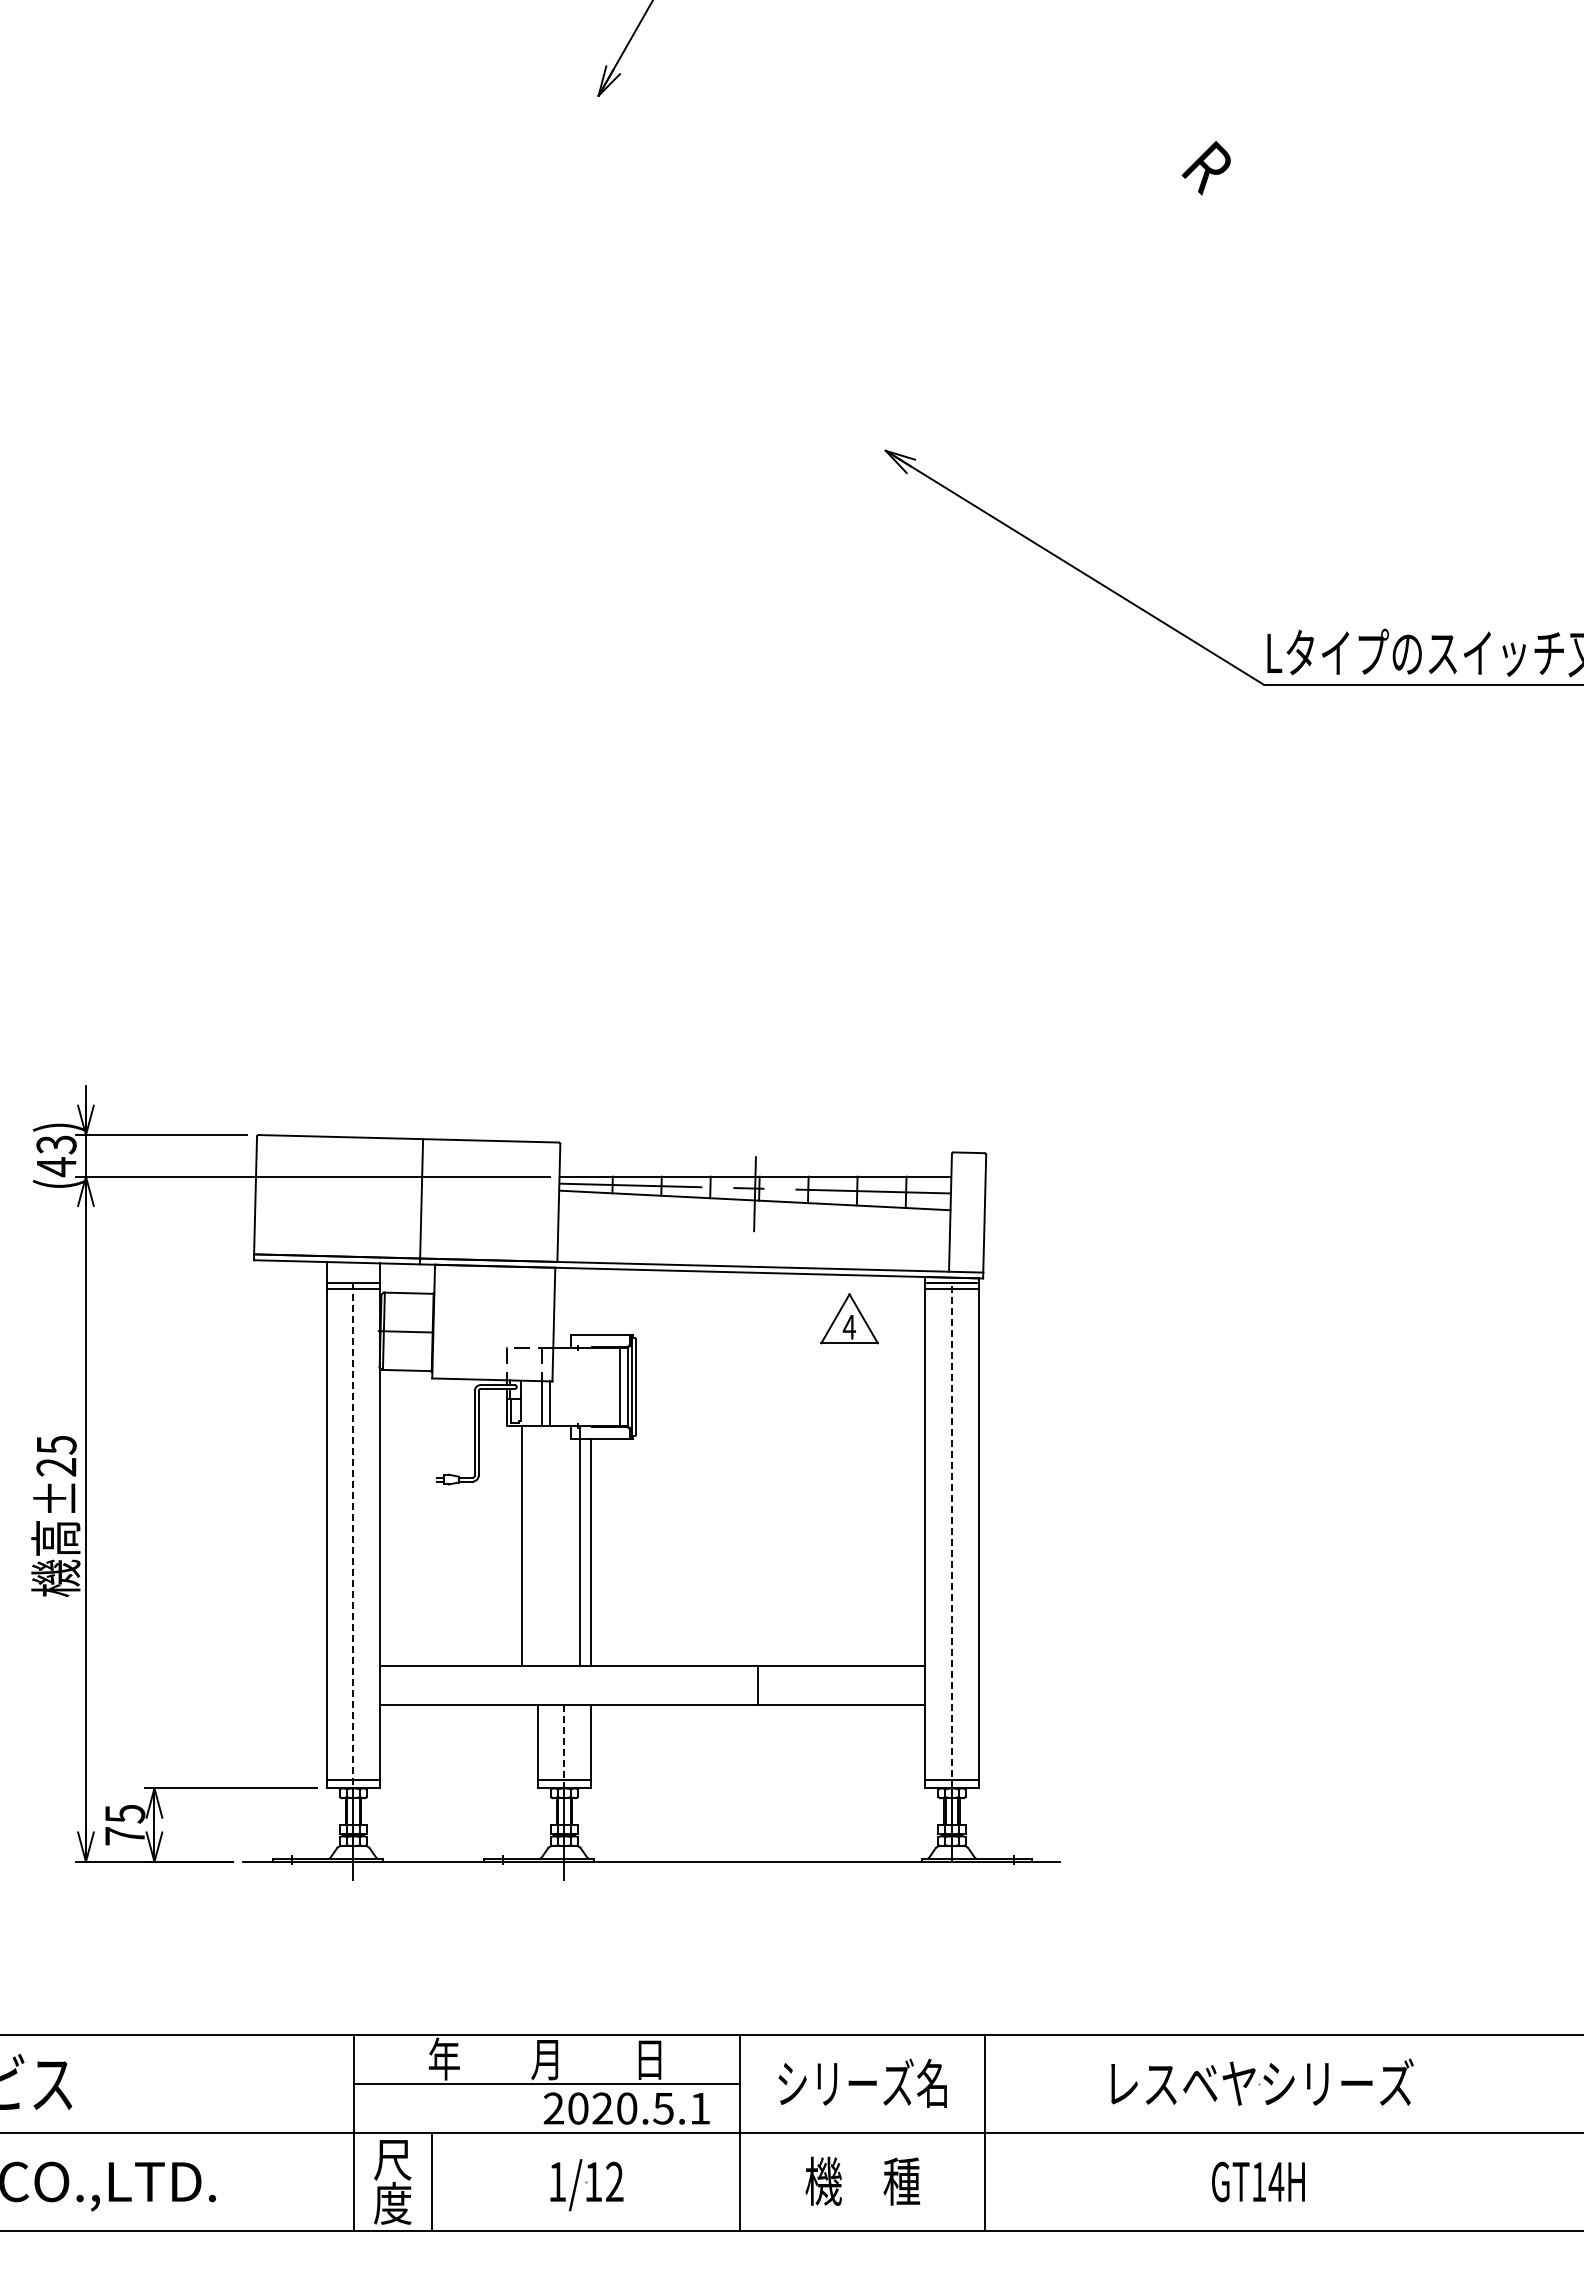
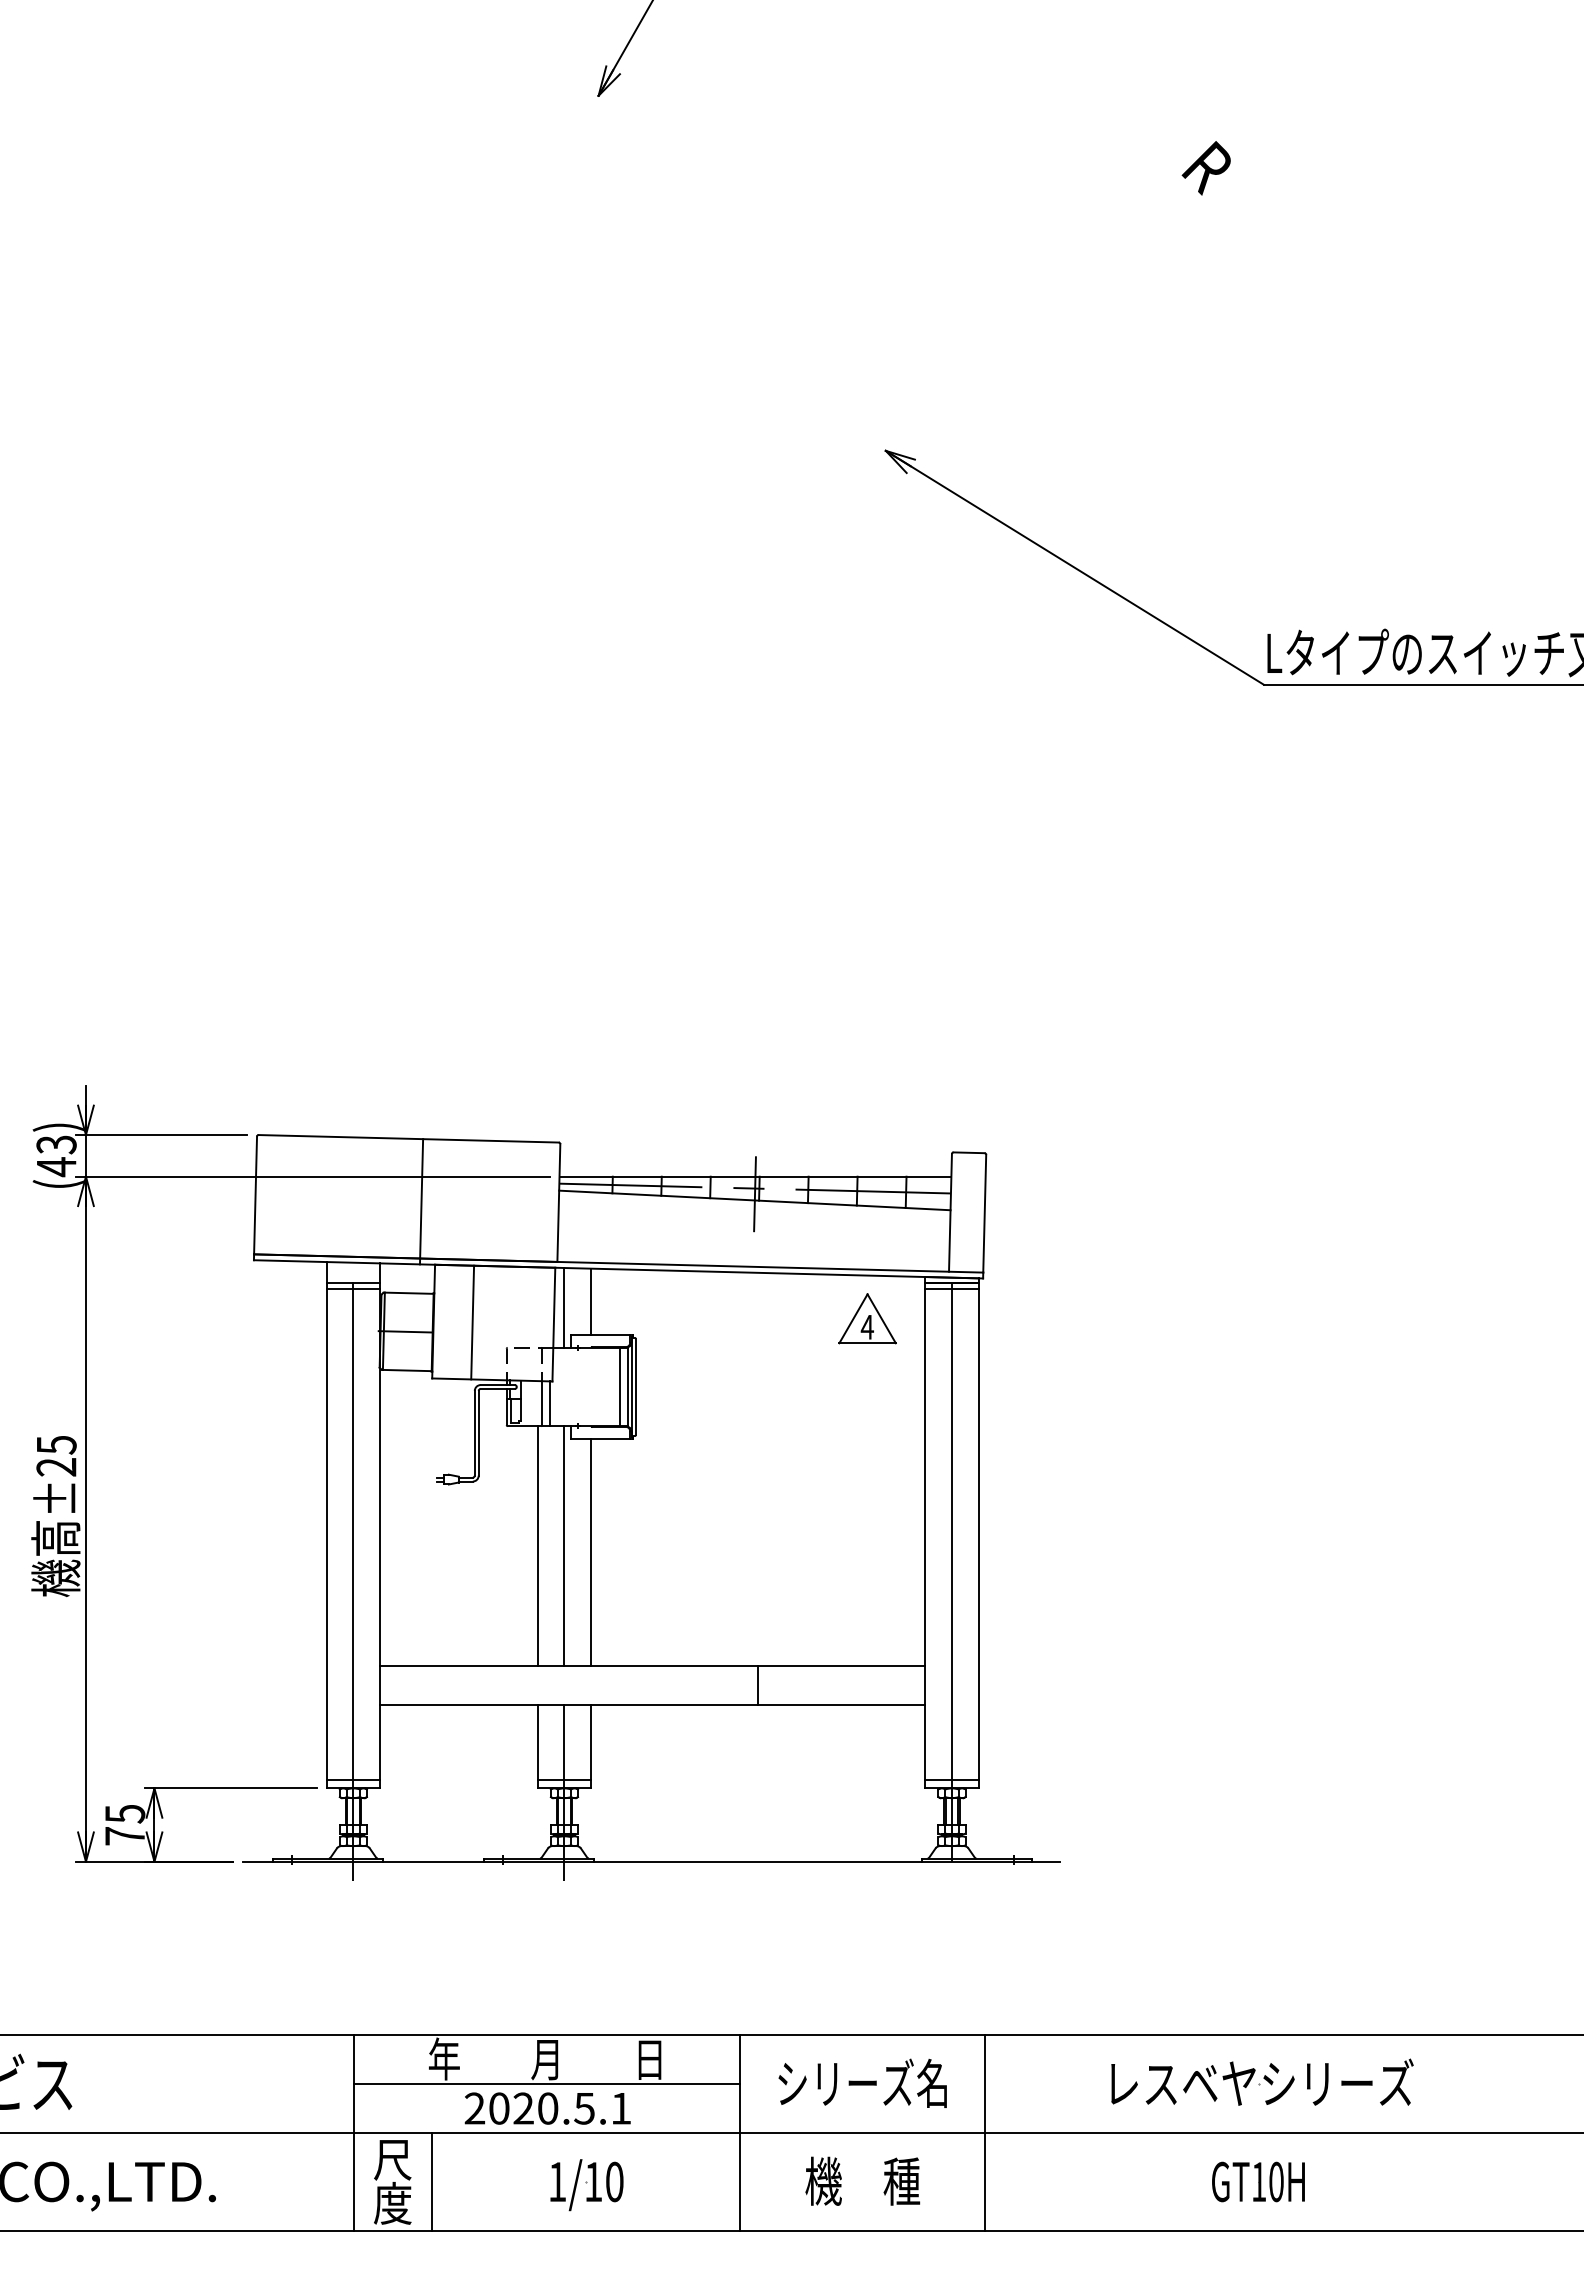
line: none -> present (591, 1301)
line: none -> present (564, 1307)
part position: (849, 1318) -> (867, 1318) (867, 1318)
line: none -> present (472, 1322)
line: dashed -> solid (353, 1535)
line: dashed -> solid (952, 1535)
line position: (521, 1546) -> (537, 1546) (537, 1546)
line position: (580, 1546) -> (564, 1546) (564, 1546)
line: dashed -> solid (564, 1746)
text position: (626, 2108) -> (547, 2108) (547, 2108)
text: 1/12 -> 1/10 (614, 2181)
text: GT14H -> GT10H (1276, 2181)
